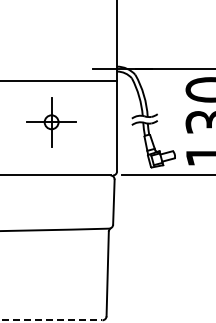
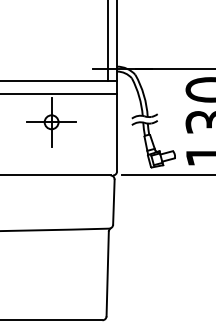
line: none -> present (107, 41)
line: none -> present (59, 93)
line: dashed -> solid (51, 320)
